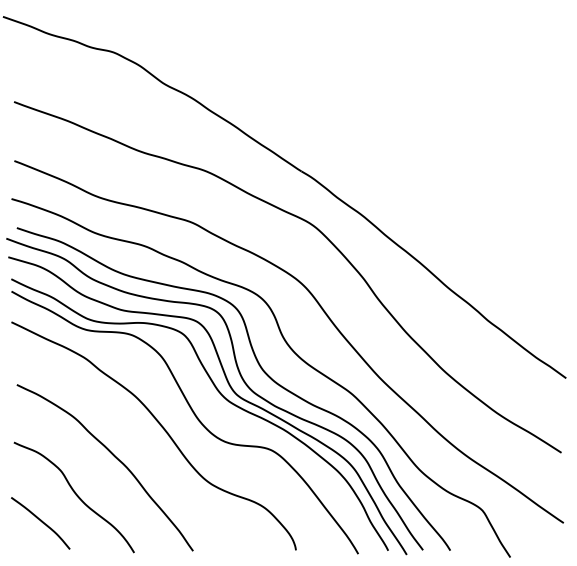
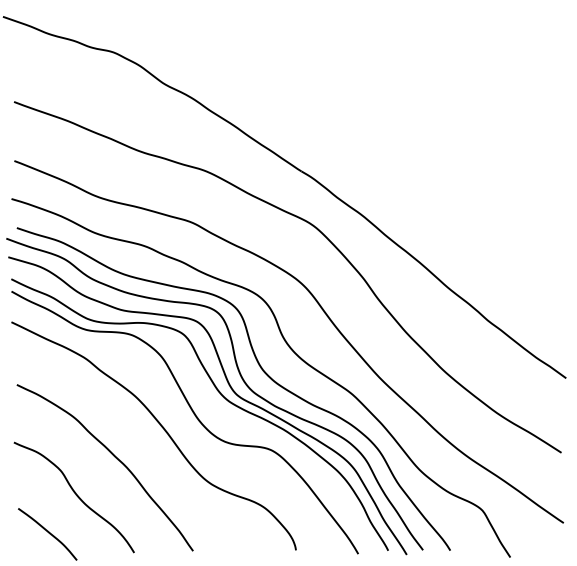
curve position: (41, 522) -> (48, 533) (48, 533)
